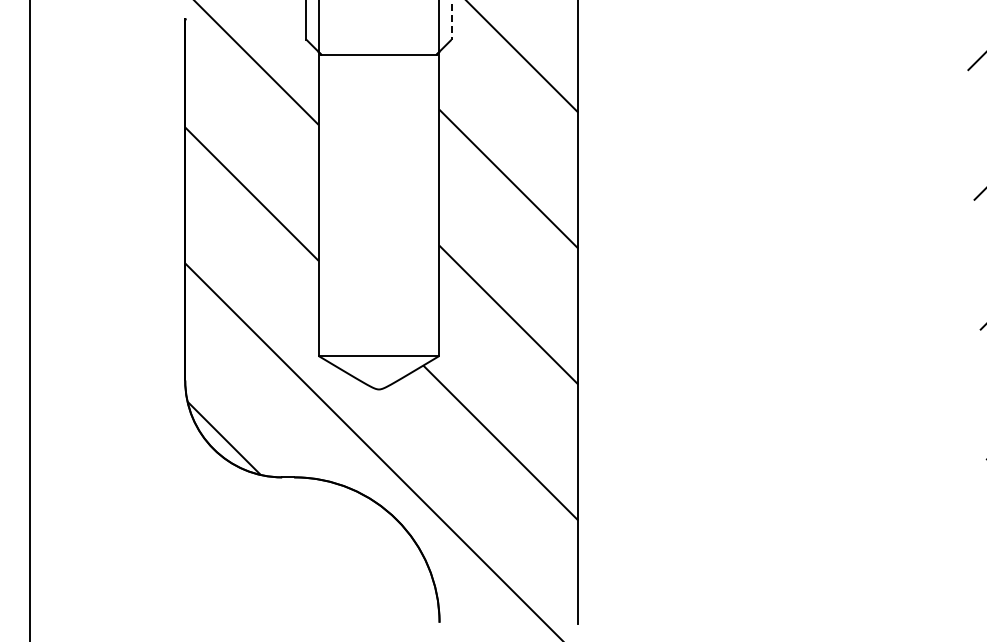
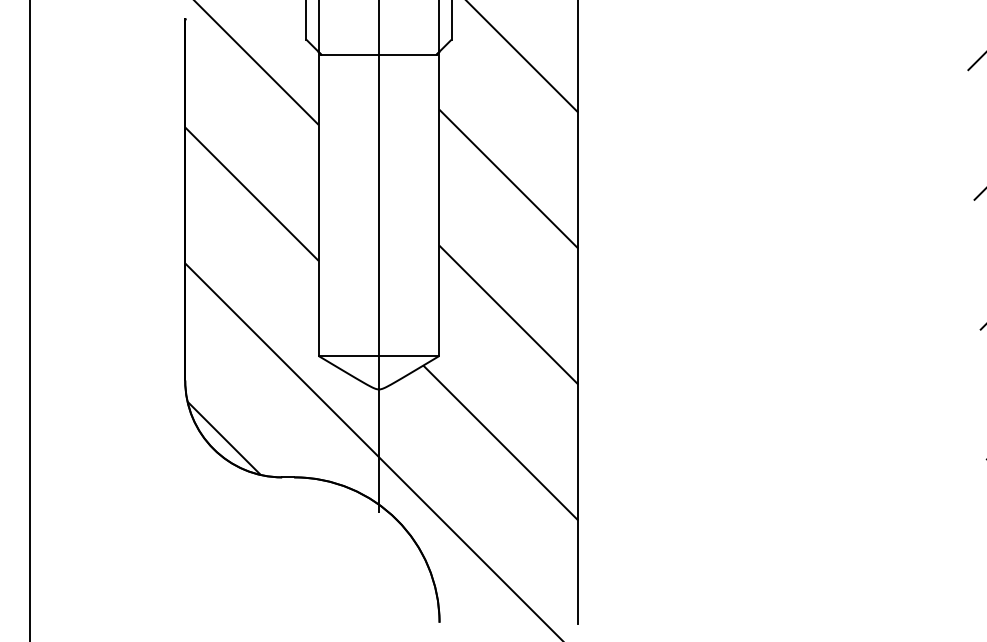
line: dashed -> solid (451, 20)
line: none -> present (378, 257)
